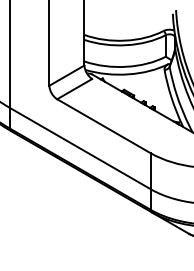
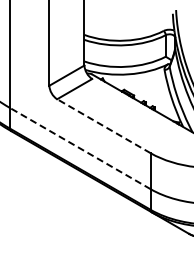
line: solid -> dashed (103, 126)
line: solid -> dashed (80, 148)
